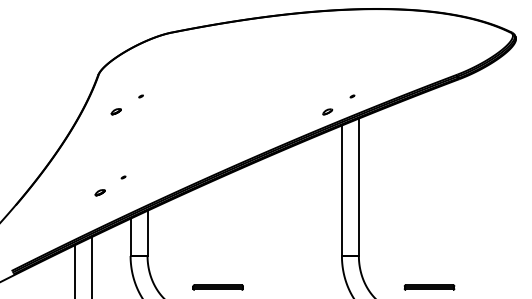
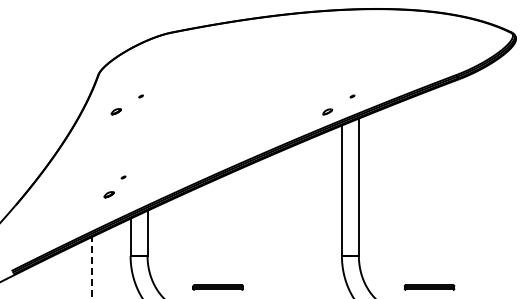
part position: (99, 192) -> (108, 194) (108, 194)
line: solid -> dashed (92, 267)
line: present -> none (75, 270)
